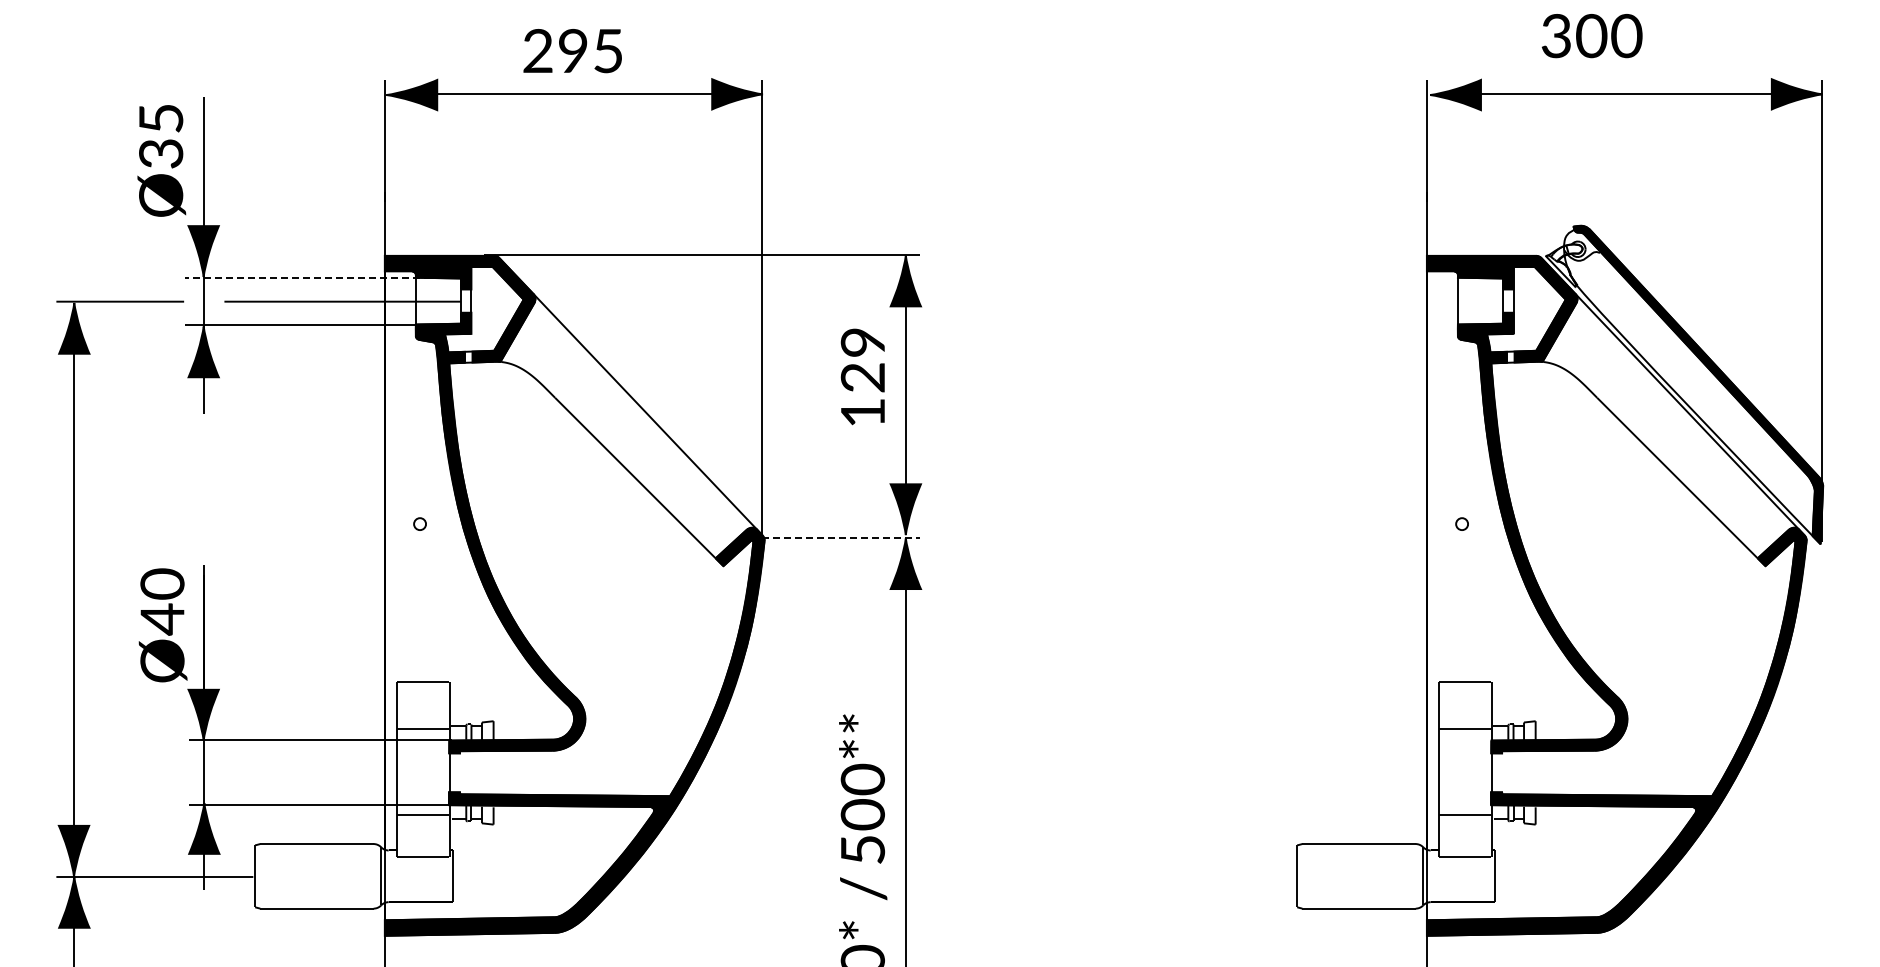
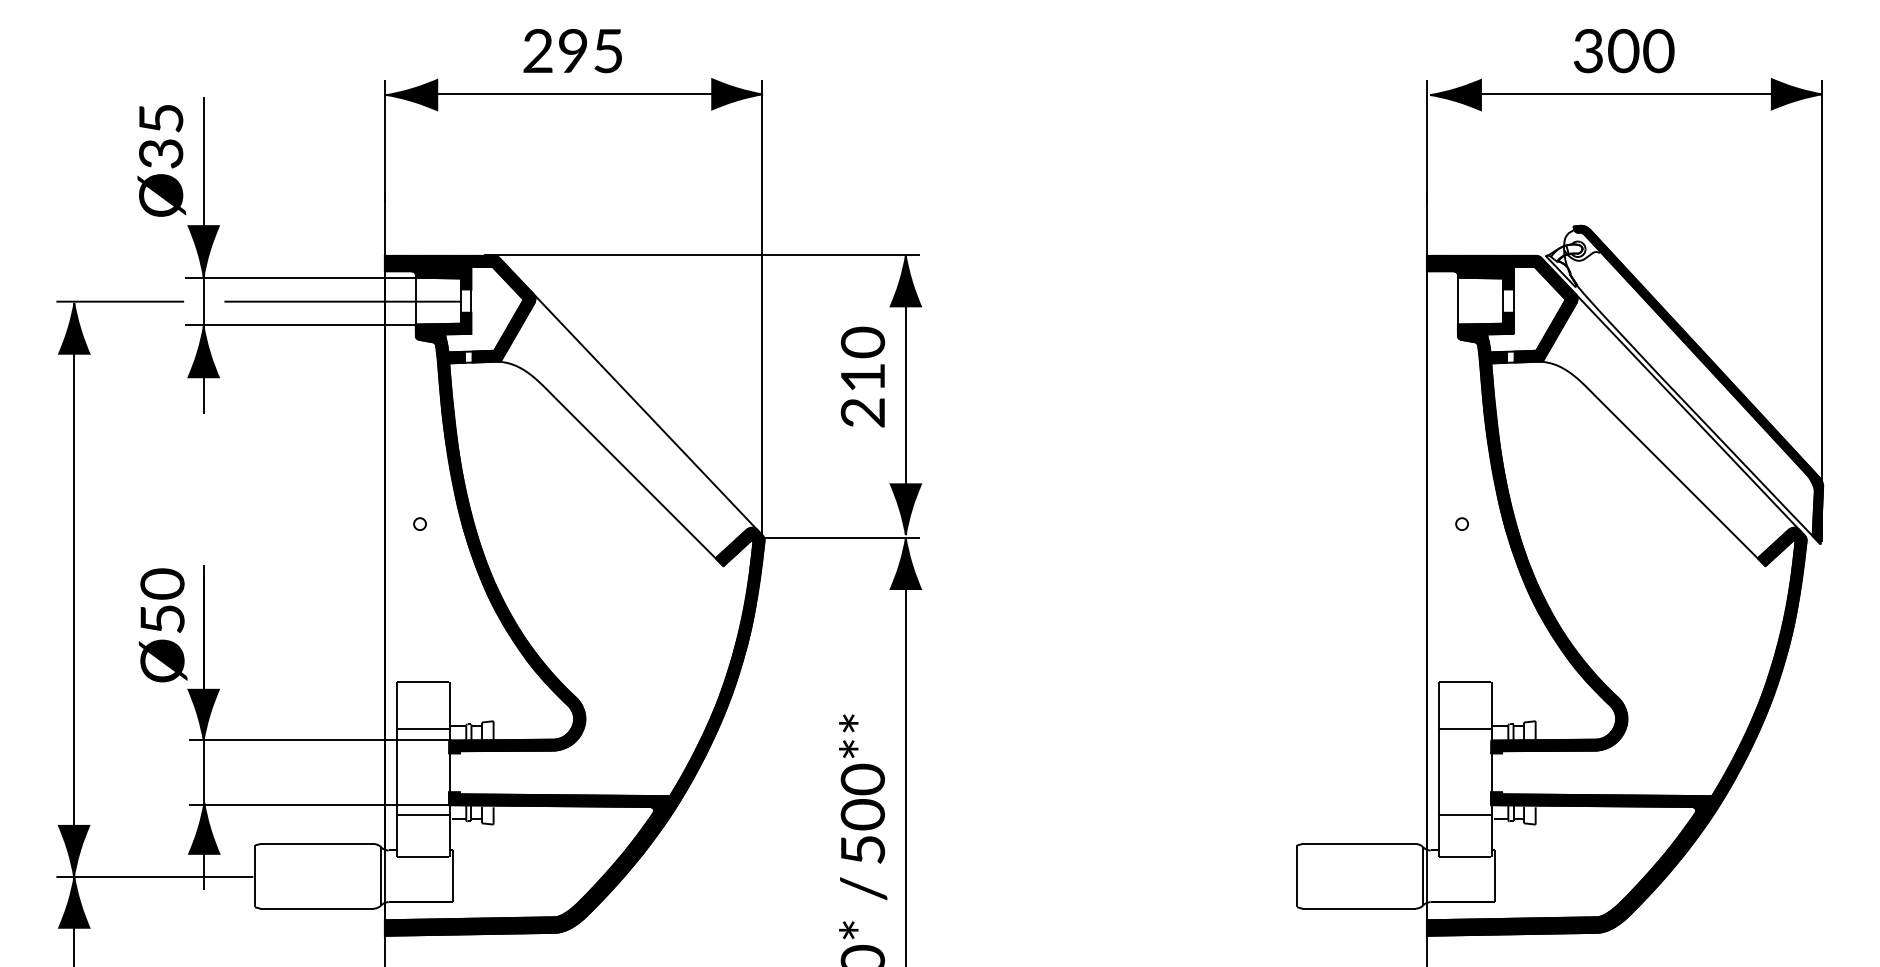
text position: (1591, 36) -> (1623, 51) (1623, 51)
line: dashed -> solid (307, 277)
text: 129 -> 210 (862, 376)
line: dashed -> solid (841, 537)
text: Ø40 -> Ø50 (162, 619)
